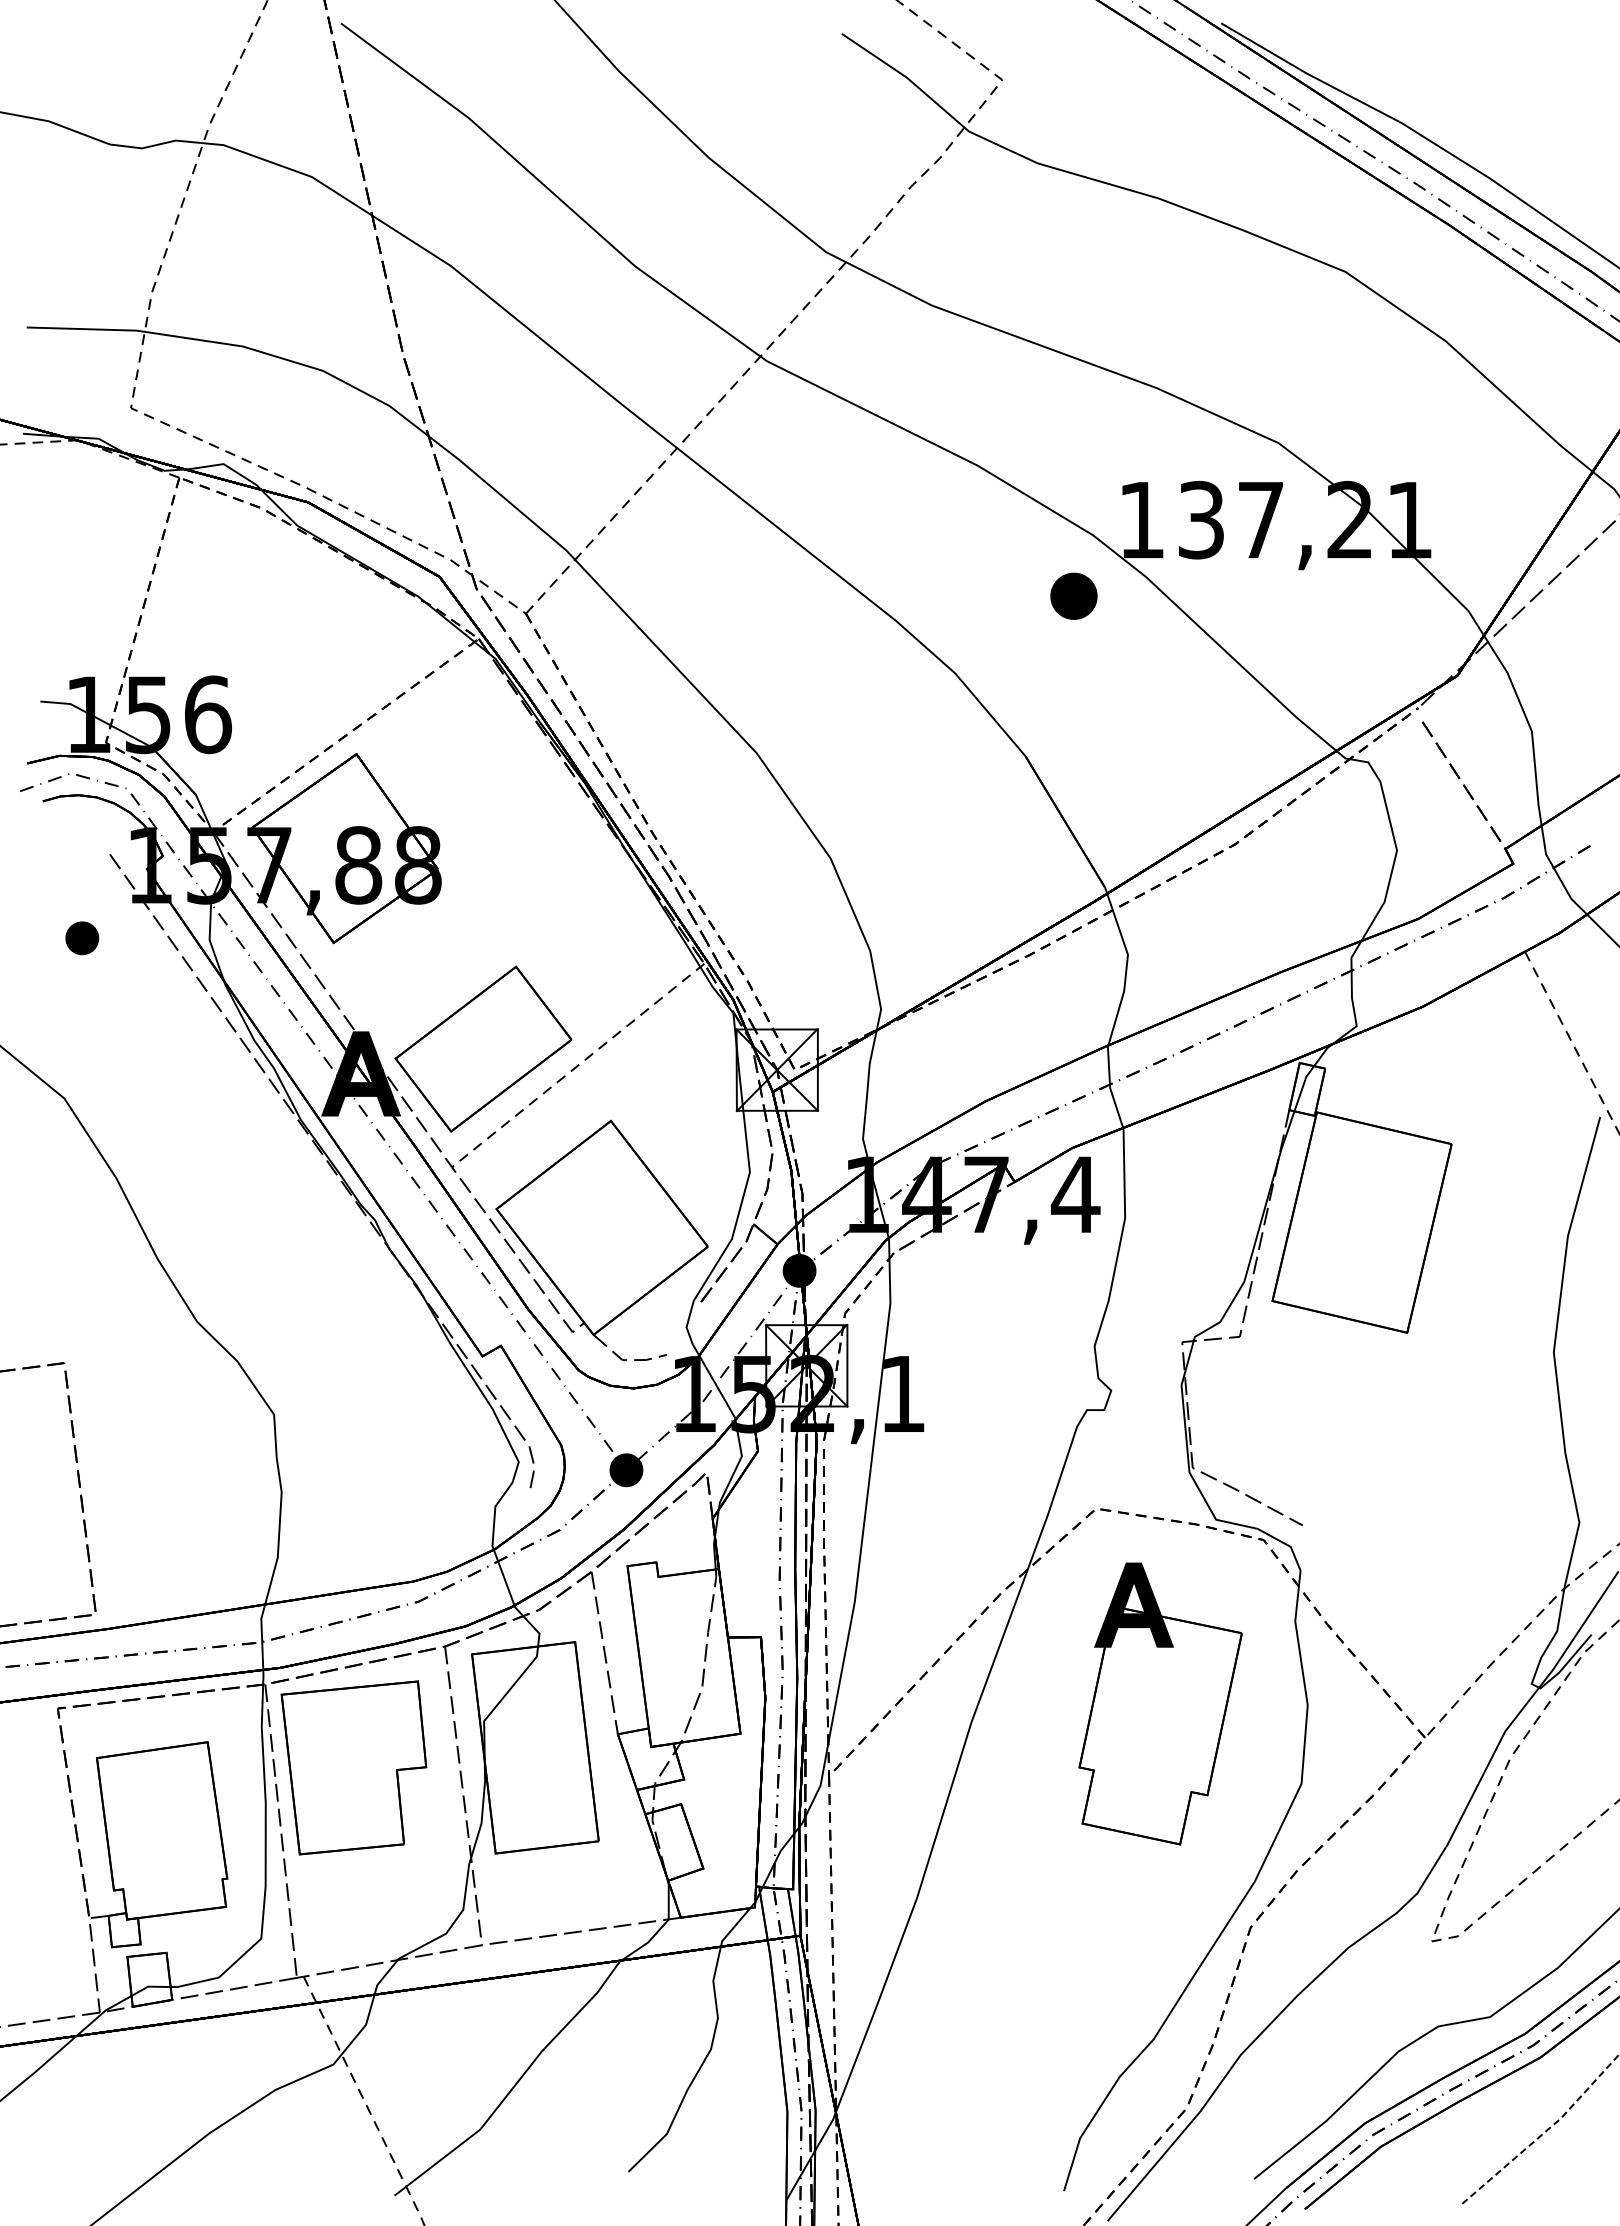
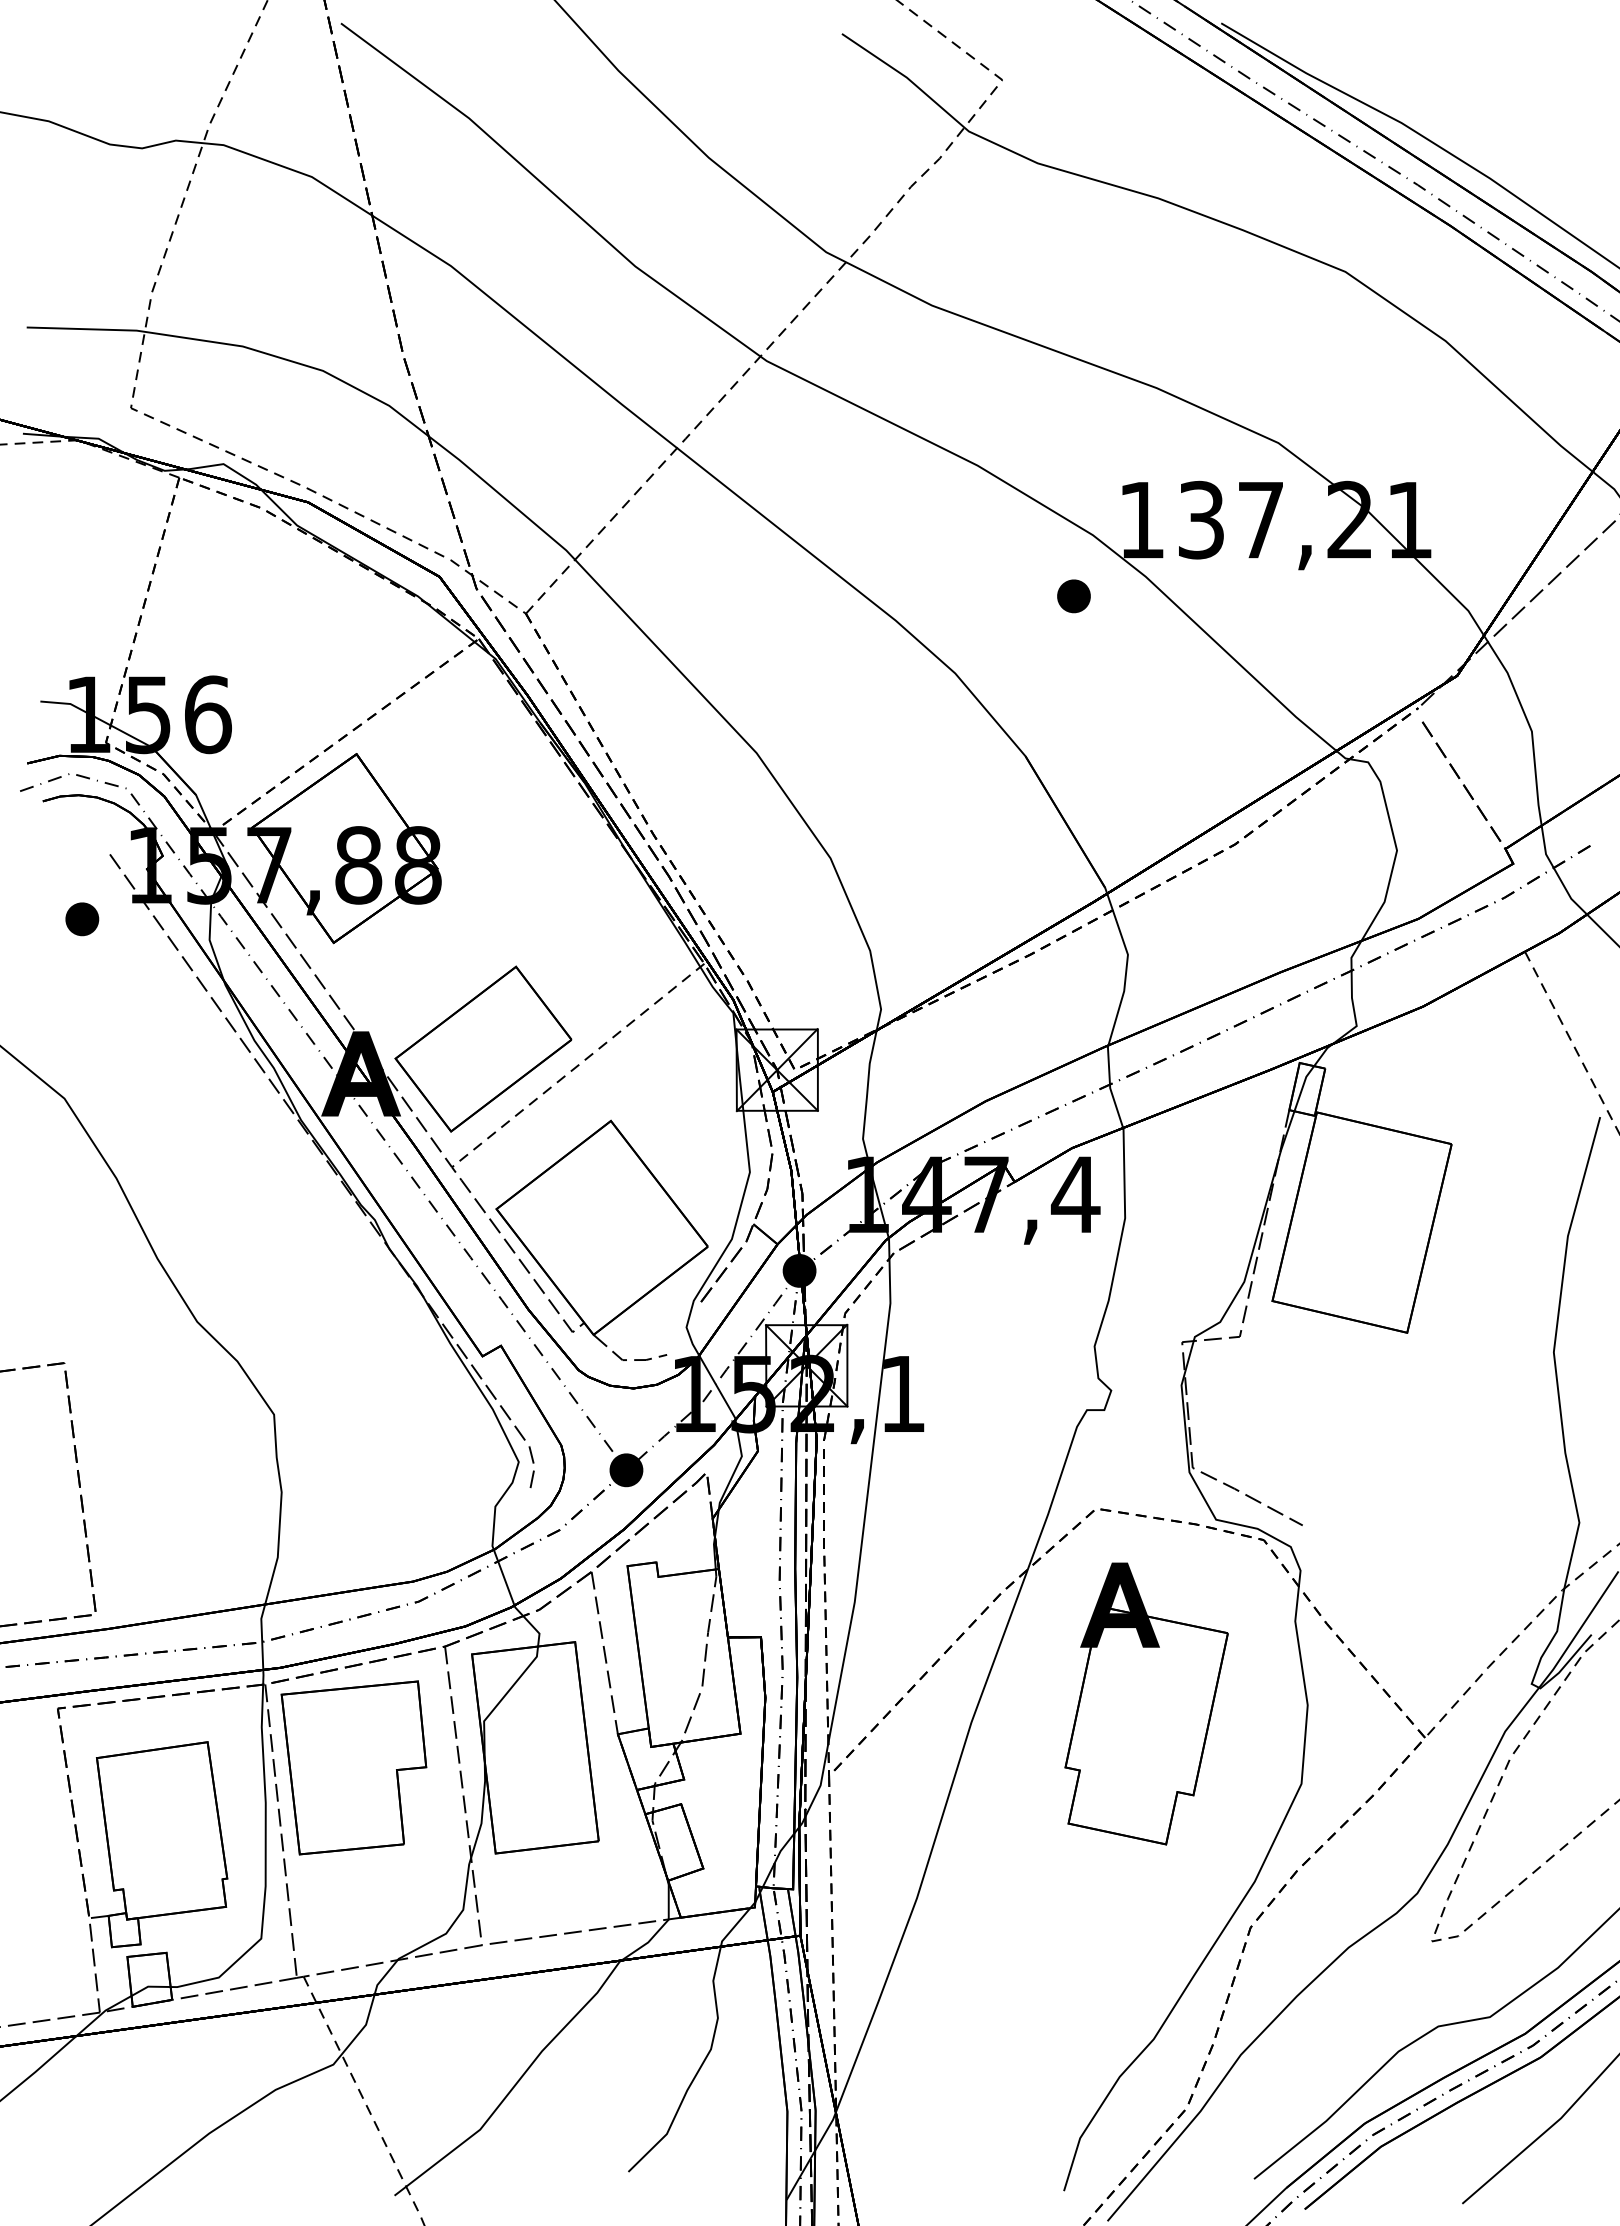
part size: 48x48 px -> 34x35 px (1073, 596)
part position: (82, 938) -> (82, 919) (82, 919)
part position: (1160, 1703) -> (1146, 1703) (1146, 1703)
line: dashed -> solid (1545, 2132)
